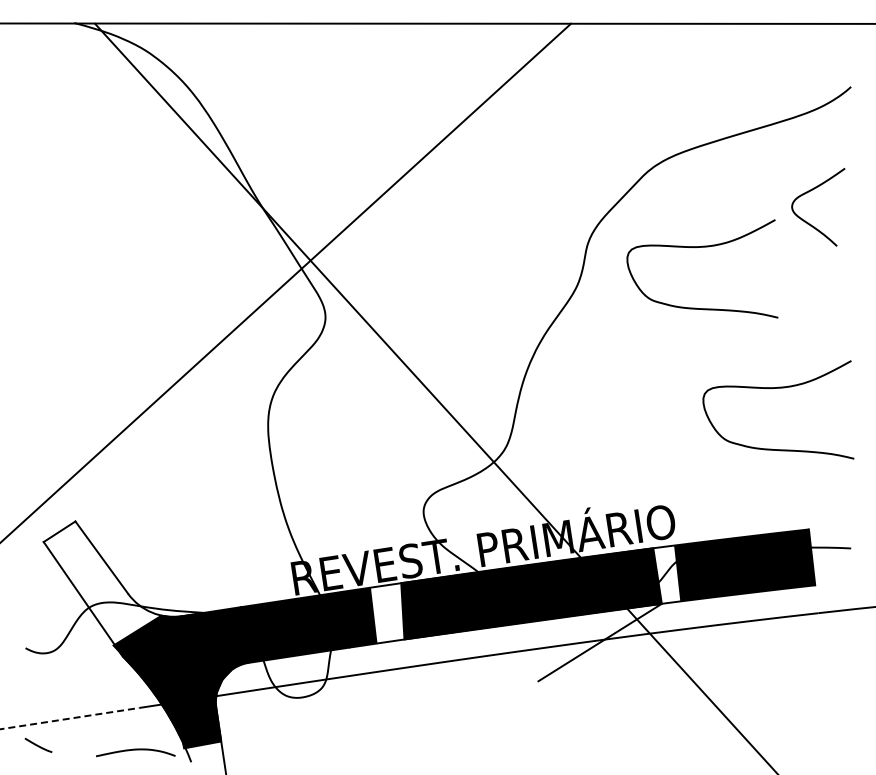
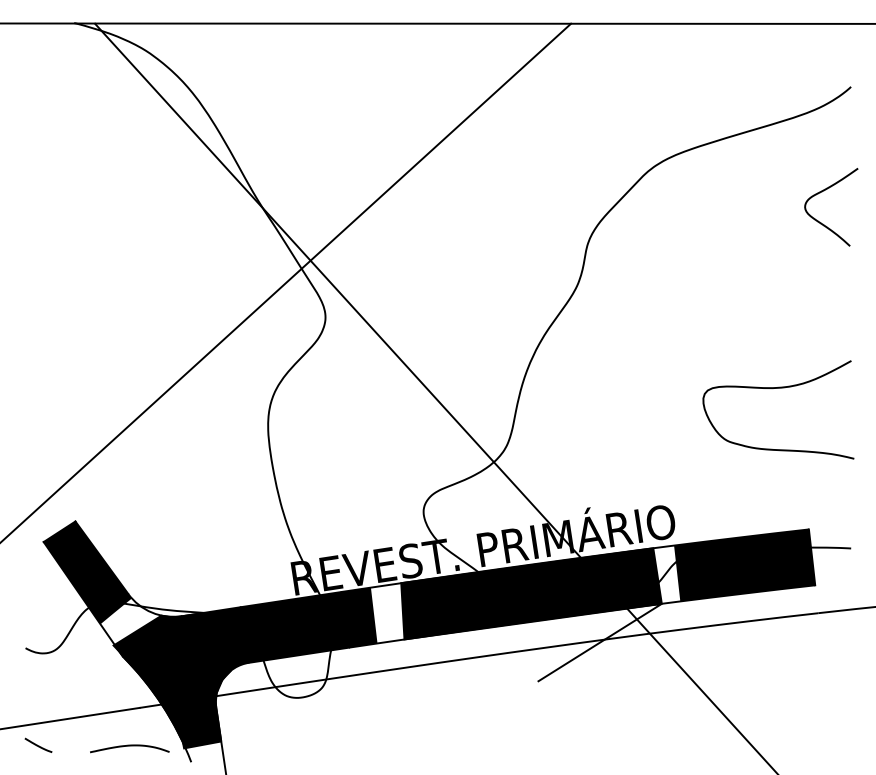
curve position: (811, 191) -> (824, 191) (824, 191)
curve: present -> none (702, 247)
fill: none -> present (87, 572)
line: dashed -> solid (70, 718)
curve position: (135, 750) -> (129, 746) (129, 746)
